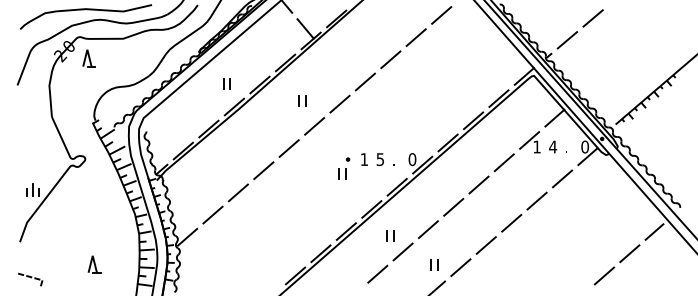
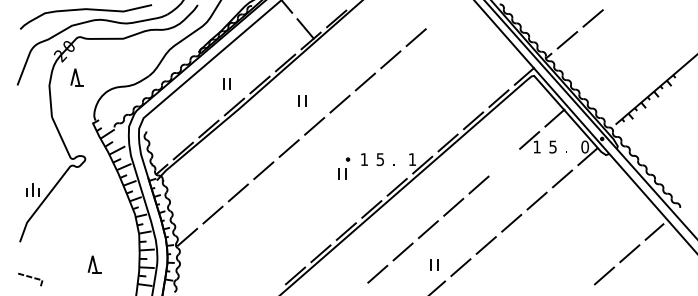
line: present -> none (441, 15)
part position: (88, 58) -> (76, 77) (76, 77)
text: 4 -> 5 (553, 146)
text: 0 -> 1 (412, 159)
line: present -> none (503, 162)
part: present -> none (390, 235)
